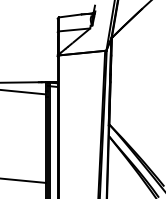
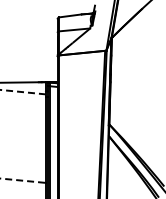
line: solid -> dashed (23, 92)
line: solid -> dashed (23, 180)
